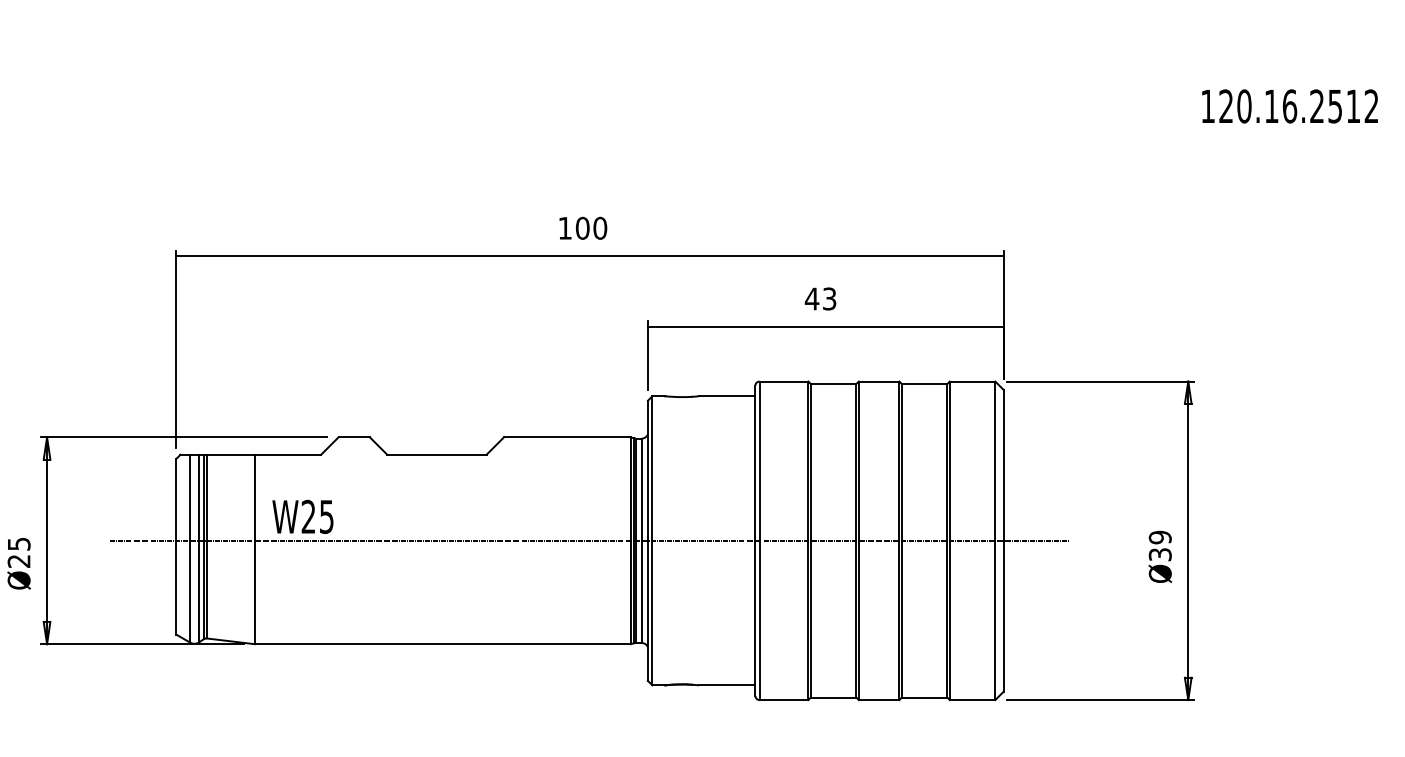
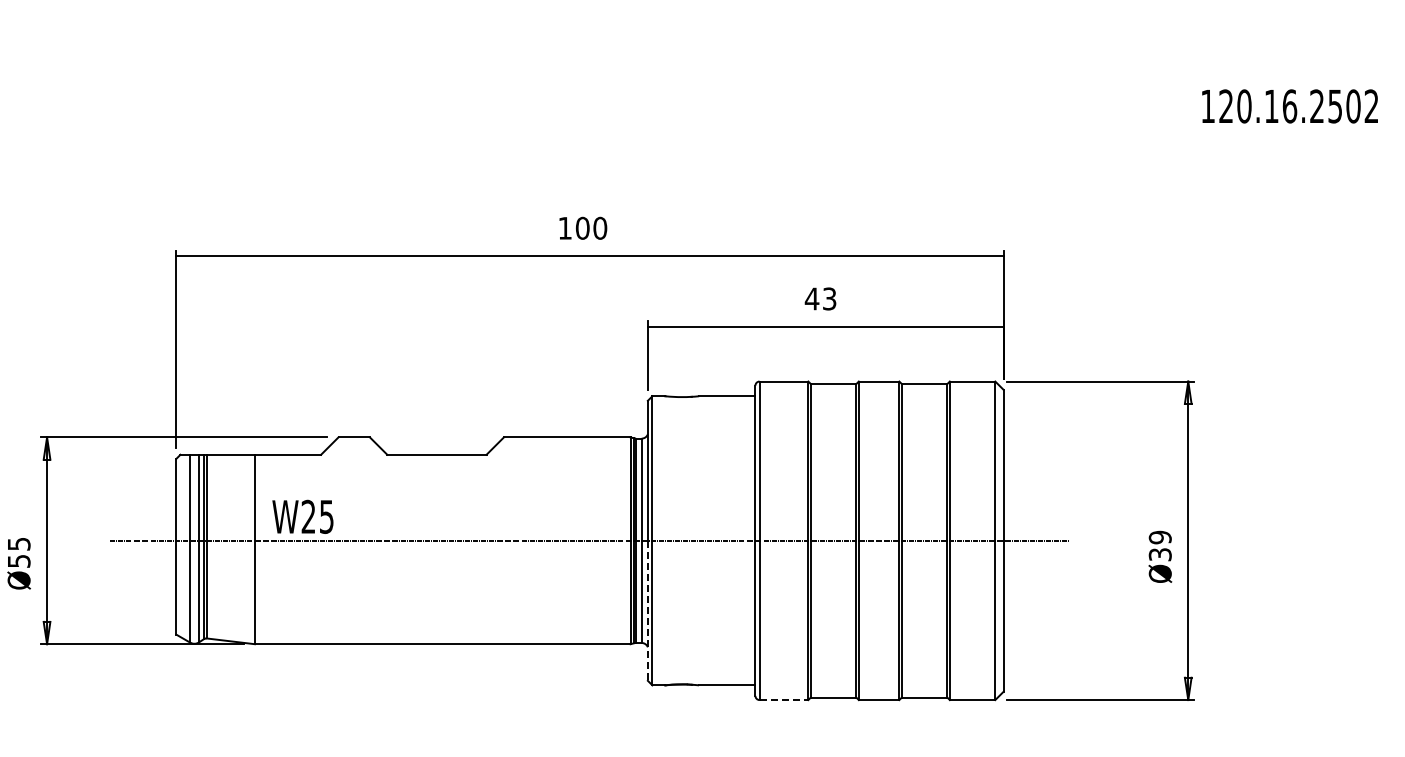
text: 120.16.2512 -> 120.16.2502 (1353, 106)
text: Ø25 -> Ø55 (18, 561)
line: solid -> dashed (647, 611)
line: solid -> dashed (784, 700)
